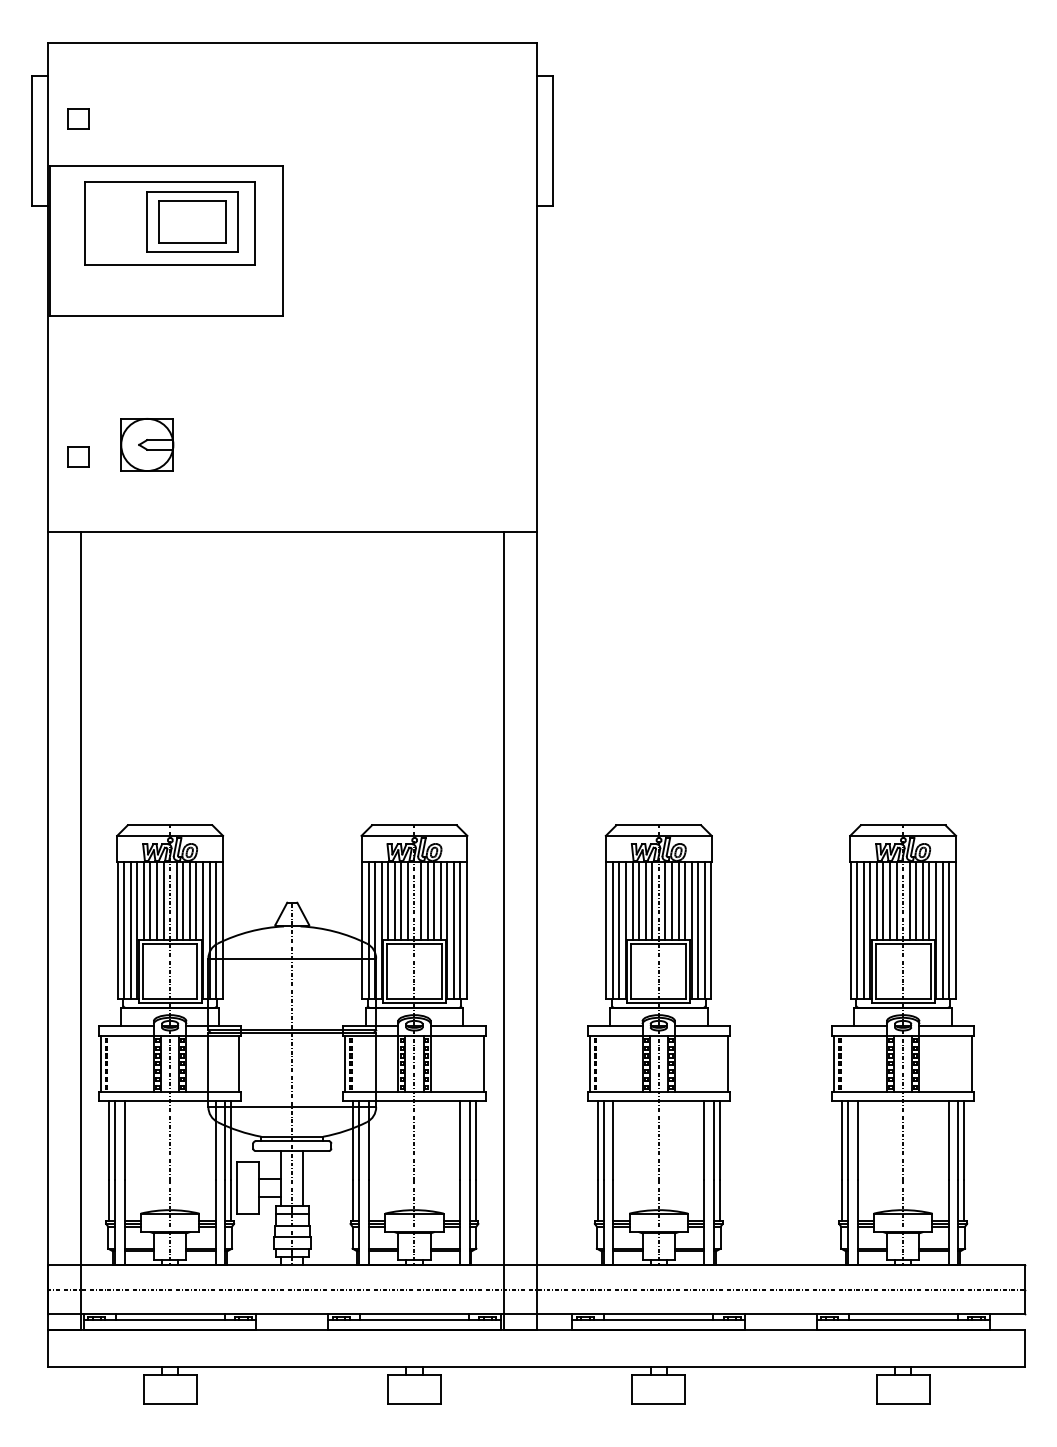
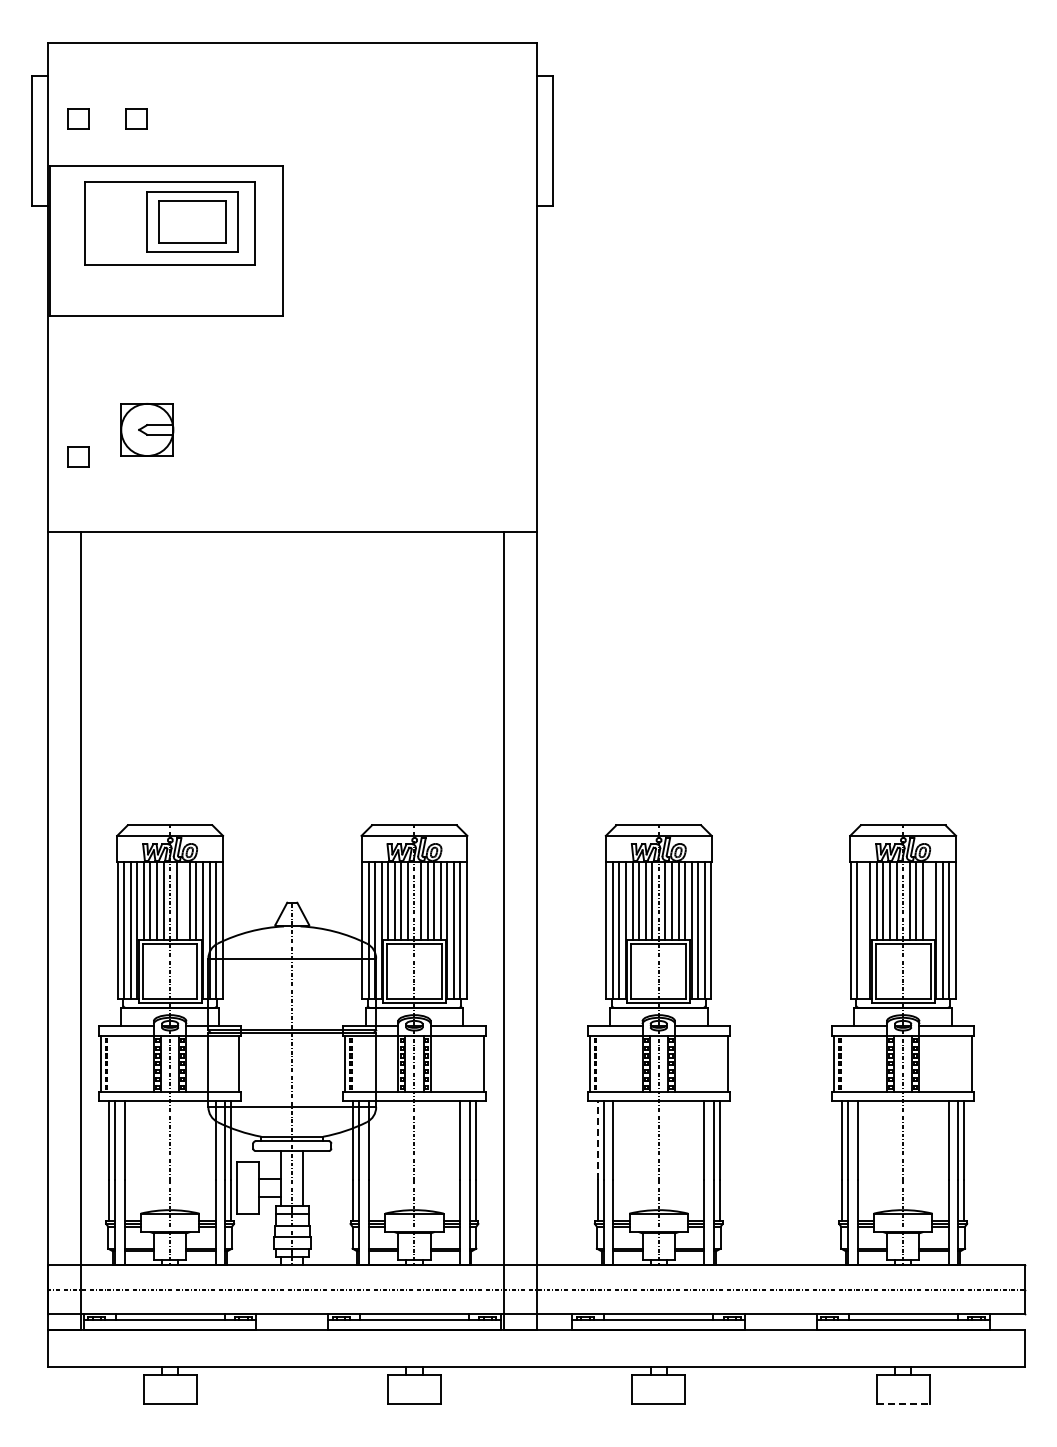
part: none -> present (136, 118)
part position: (147, 444) -> (147, 429) (147, 429)
line: present -> none (183, 900)
line: present -> none (929, 900)
line: present -> none (863, 929)
line: solid -> dashed (597, 1139)
line: solid -> dashed (903, 1403)
